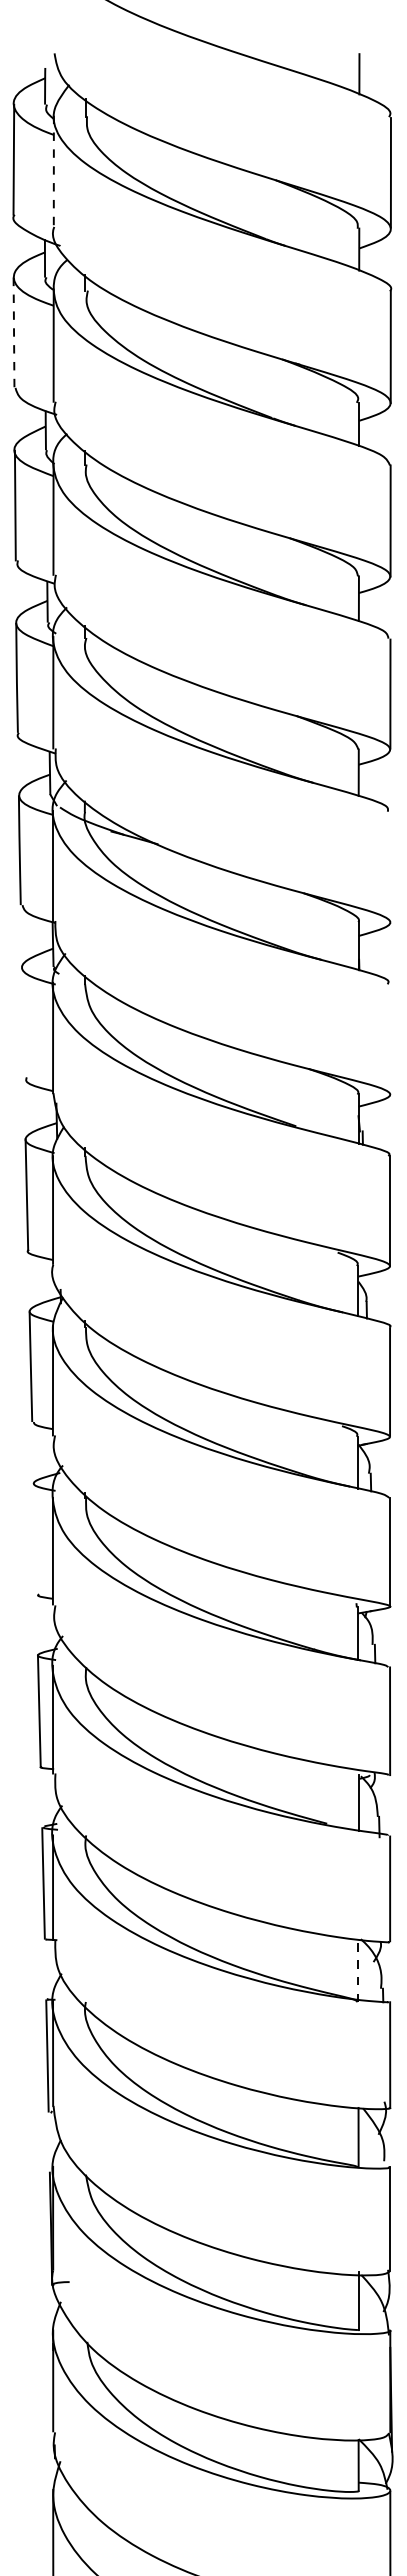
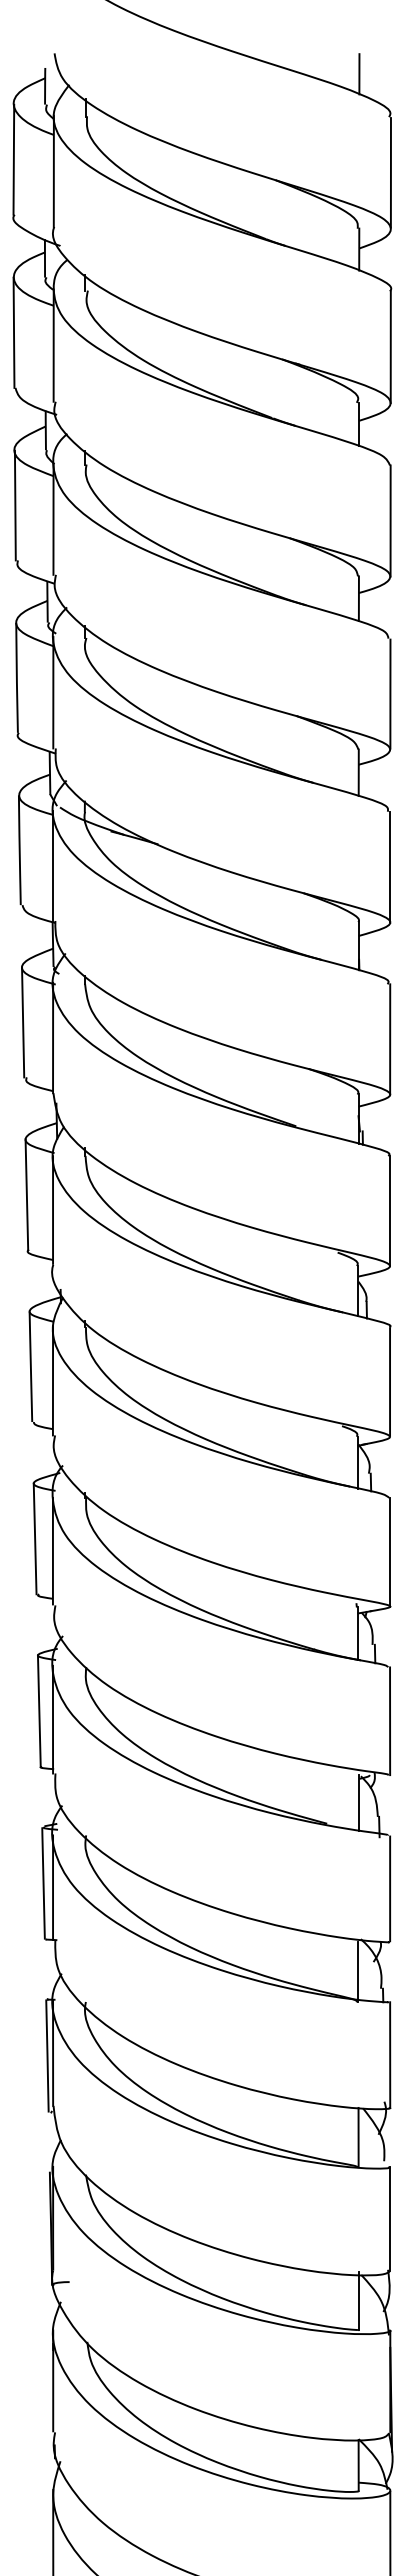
line: dashed -> solid (53, 171)
line: dashed -> solid (14, 333)
line: none -> present (390, 866)
line: none -> present (23, 1022)
line: none -> present (390, 1039)
line: none -> present (34, 1538)
line: dashed -> solid (358, 1971)
